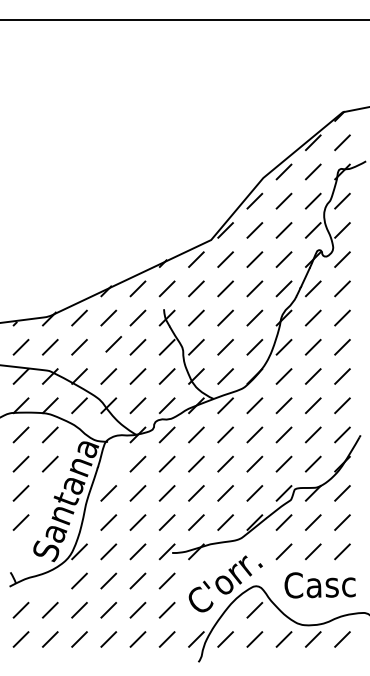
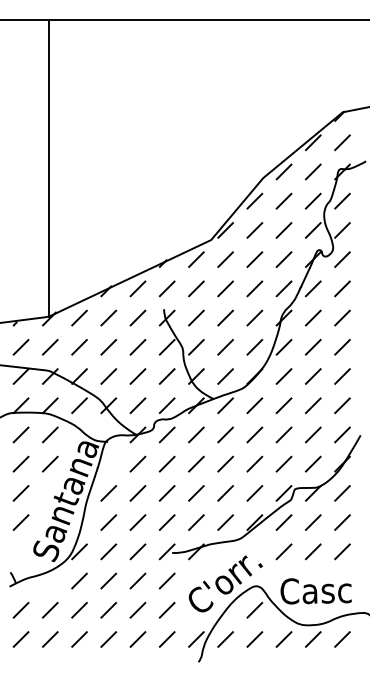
line: none -> present (48, 168)
line position: (113, 344) -> (108, 347) (108, 347)
text position: (319, 585) -> (315, 591) (315, 591)
